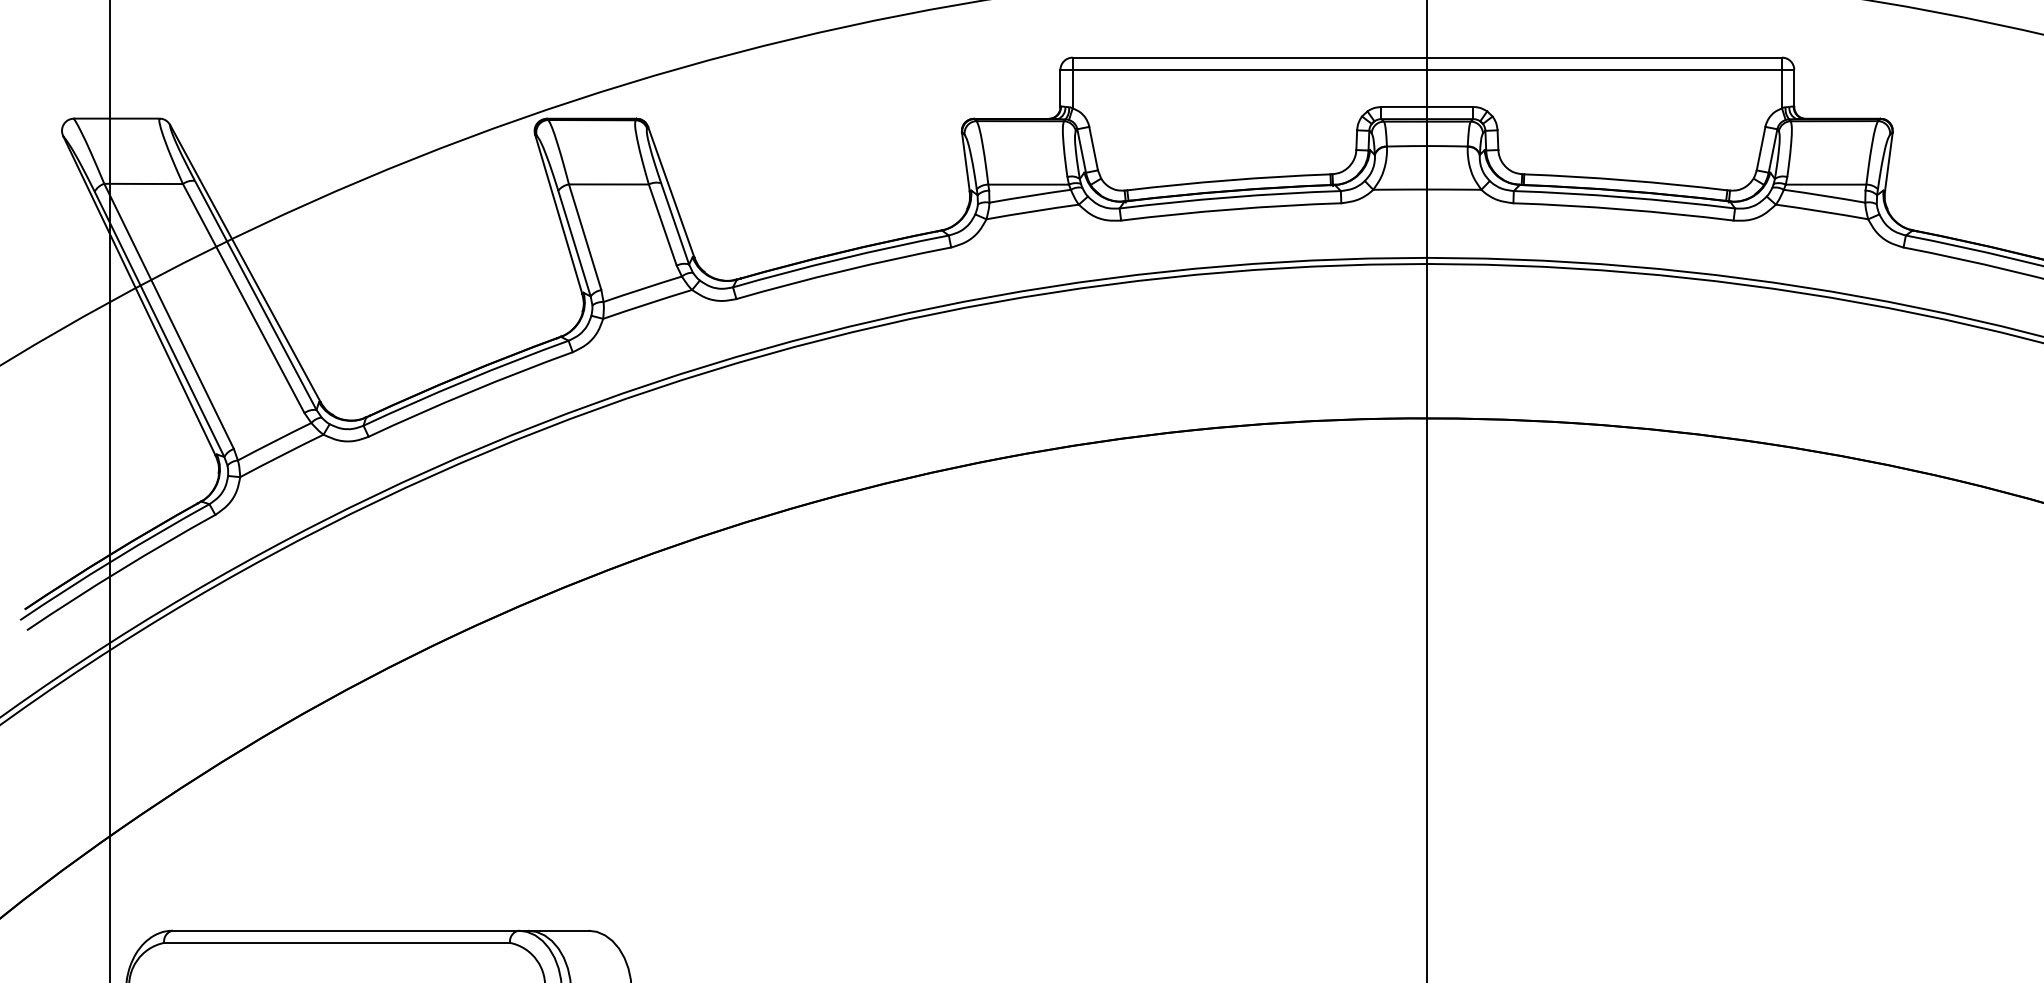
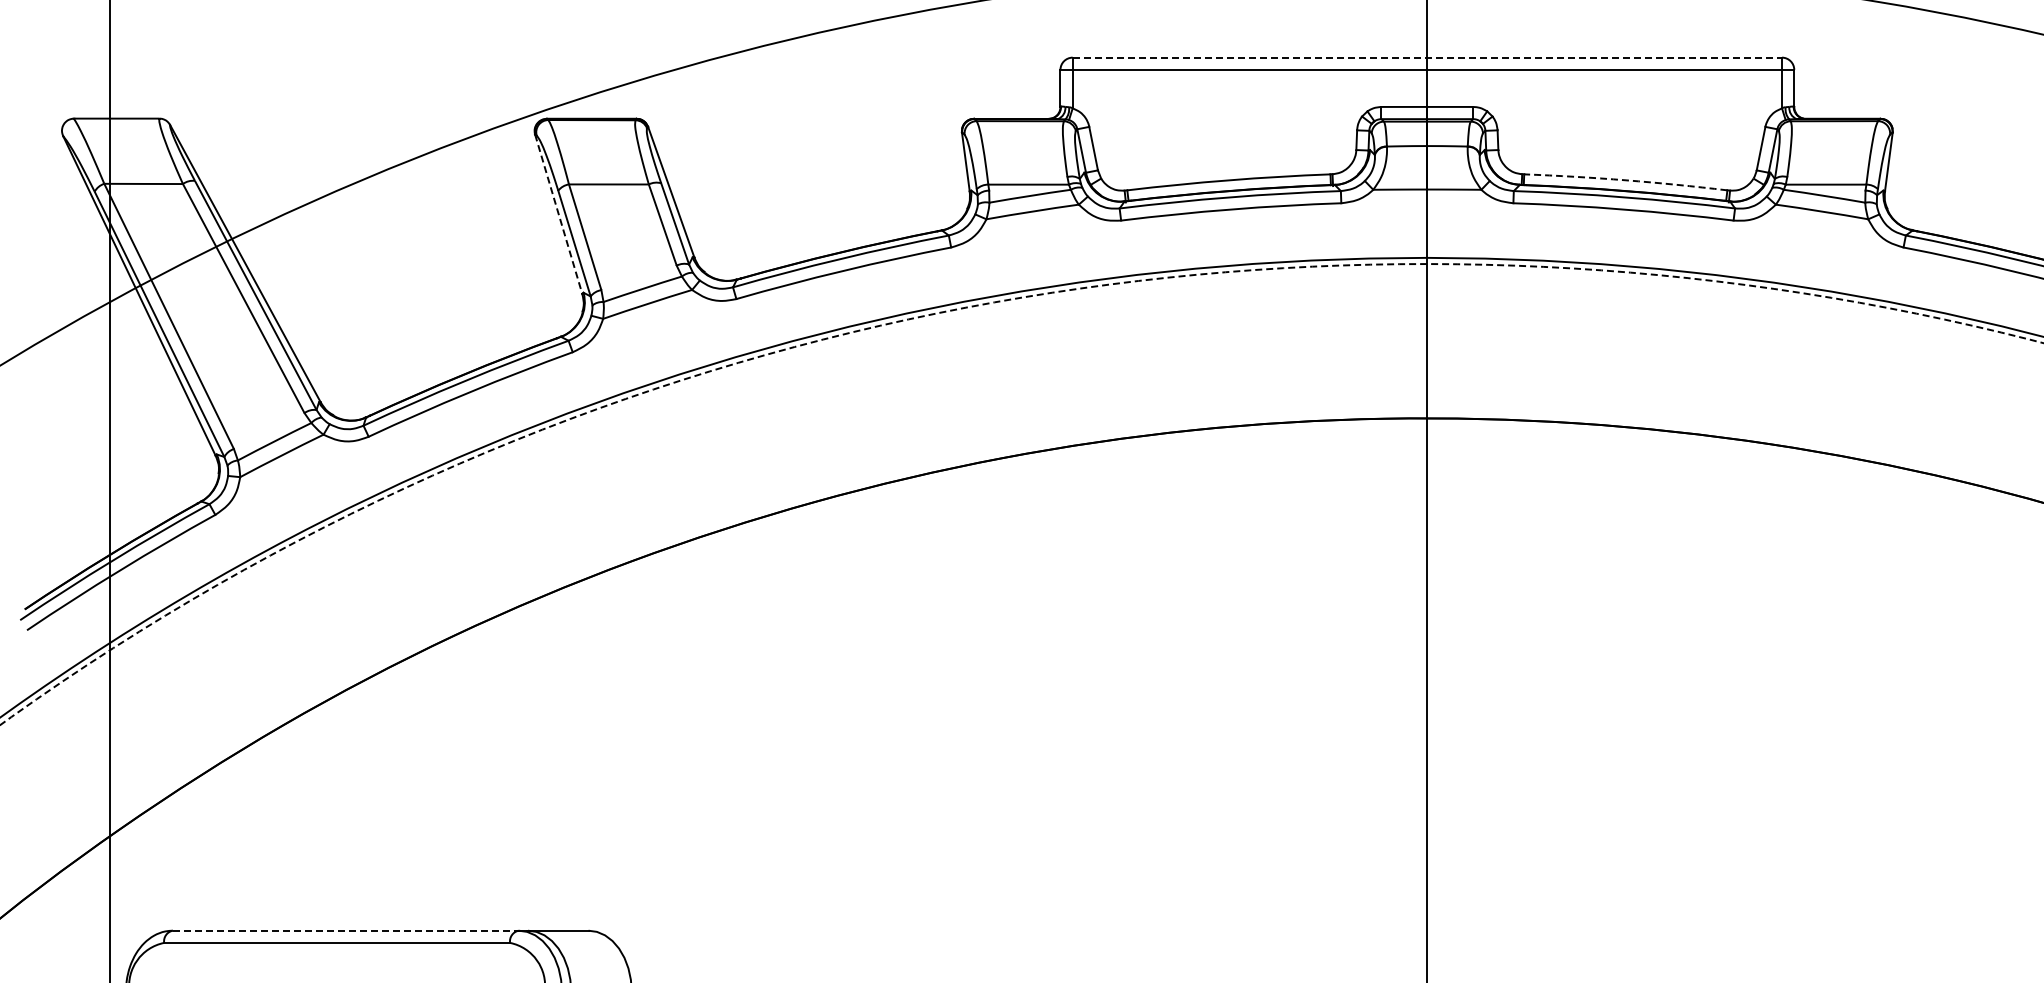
line: solid -> dashed (1427, 57)
arc: solid -> dashed (1625, 180)
line: solid -> dashed (558, 214)
arc: solid -> dashed (978, 305)
line: solid -> dashed (345, 930)
